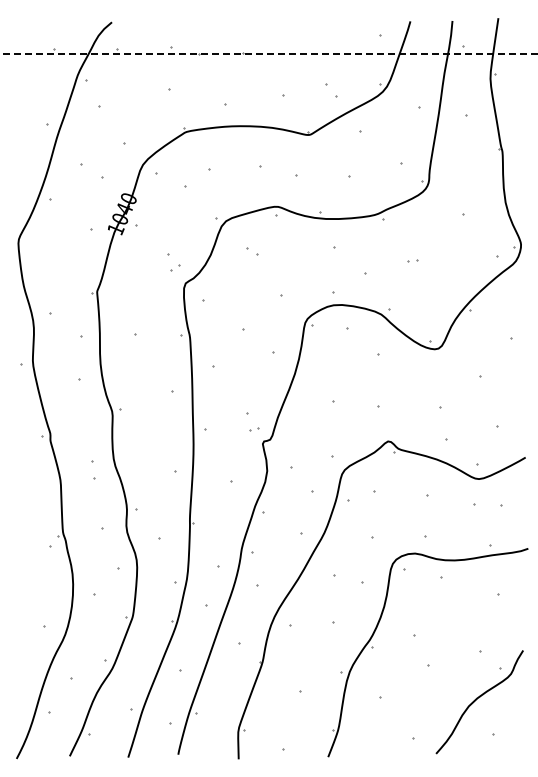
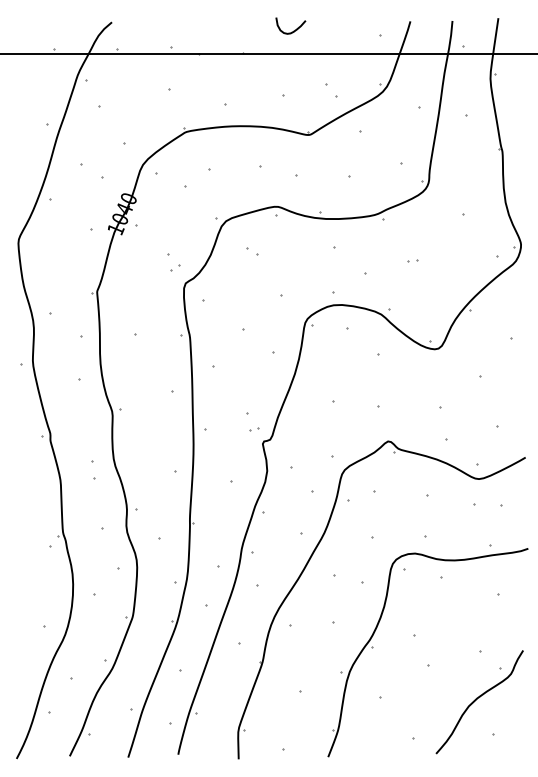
curve: none -> present (293, 30)
line: dashed -> solid (268, 54)
